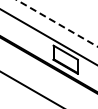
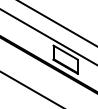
line: dashed -> solid (57, 23)
